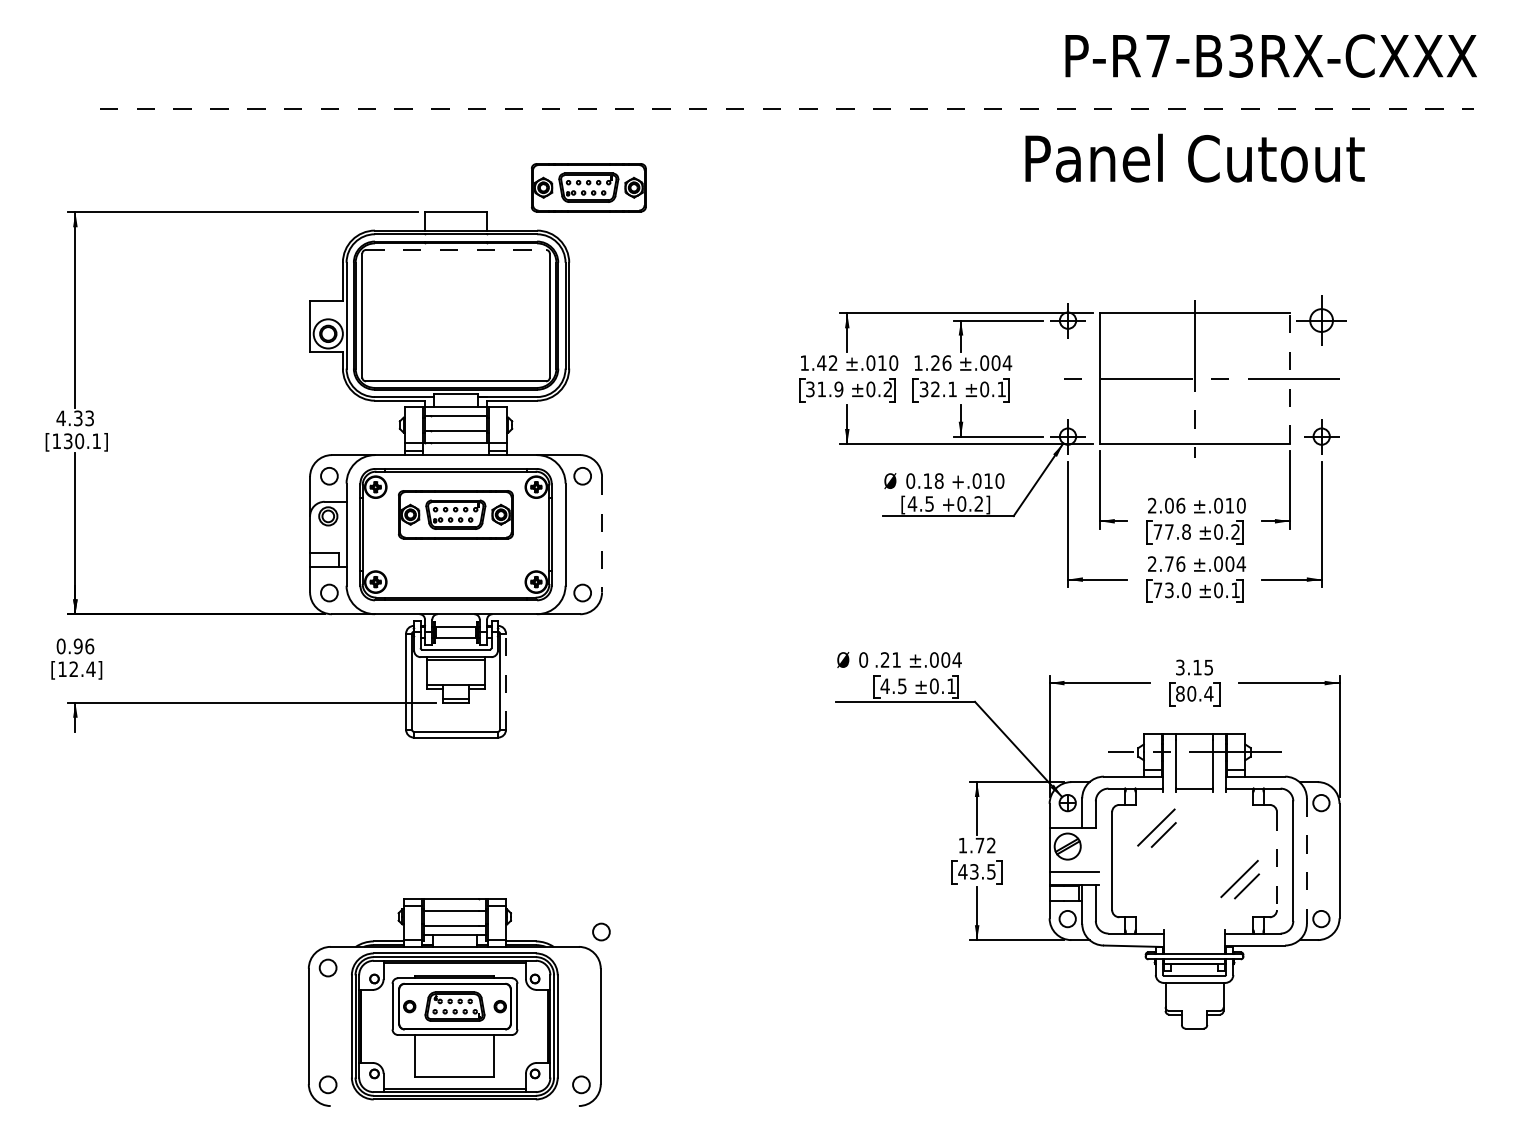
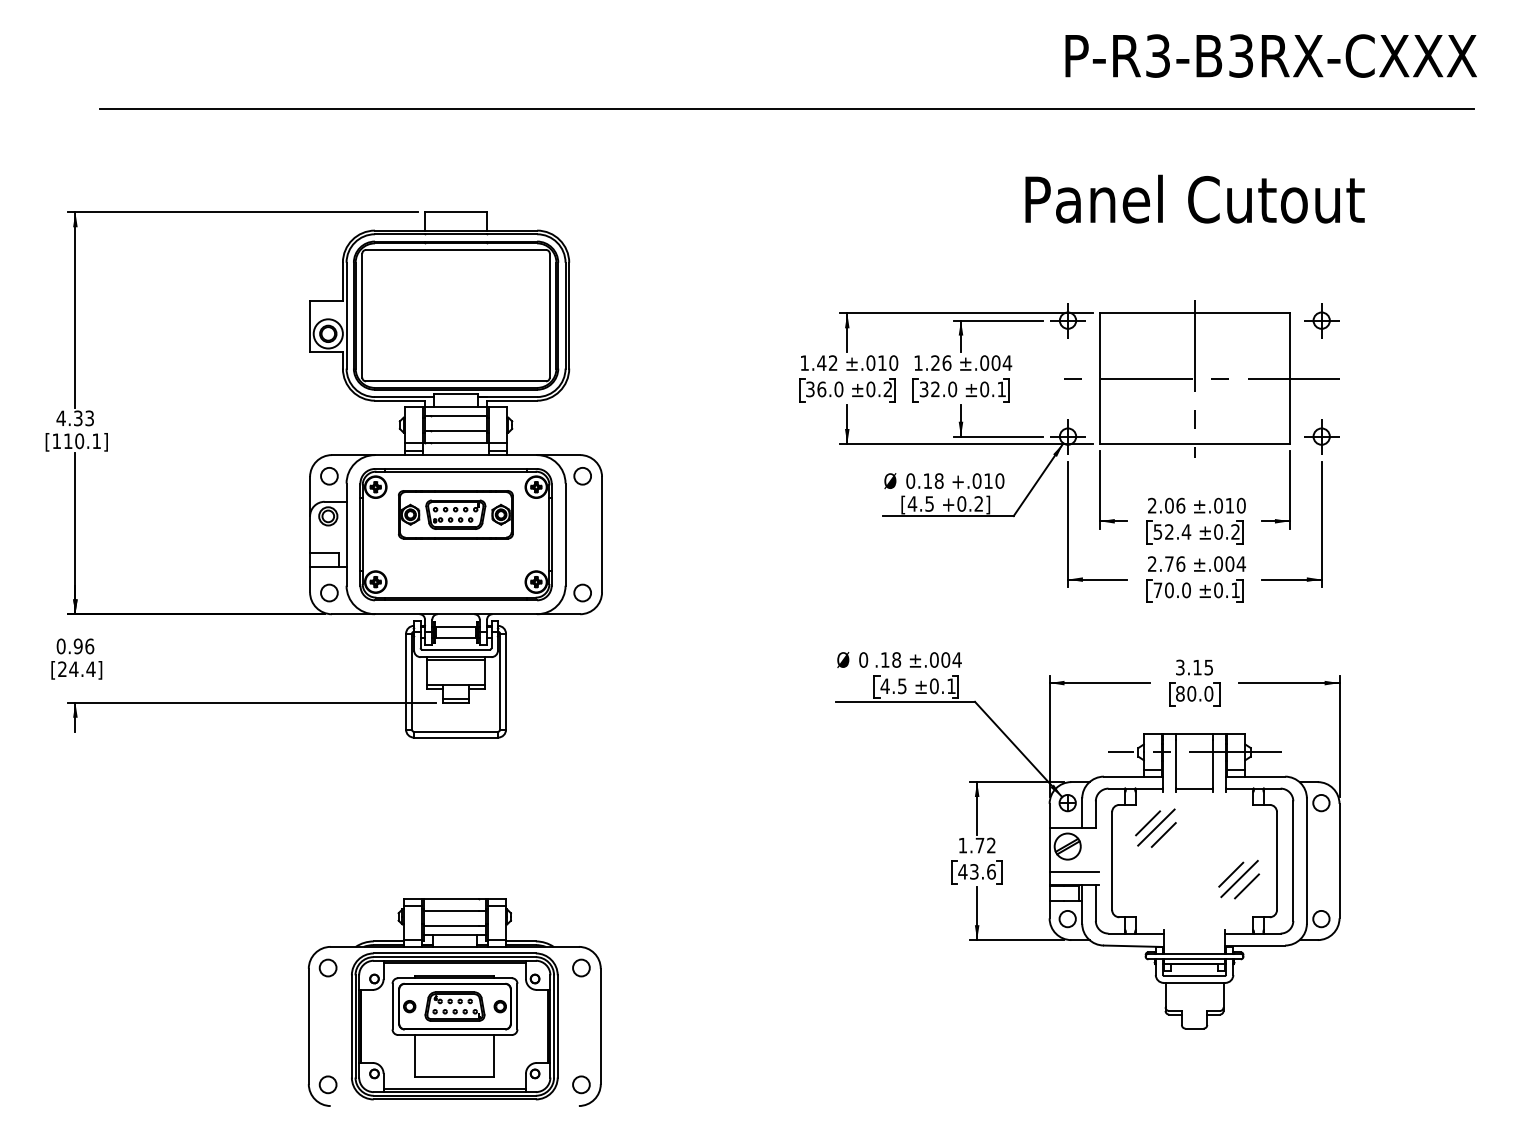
text: P-R7-B3RX-CXXX -> P-R3-B3RX-CXXX (1157, 55)
line: dashed -> solid (787, 109)
text position: (1194, 157) -> (1194, 198) (1194, 198)
part: present -> none (588, 187)
line: dashed -> solid (456, 249)
part size: 51x51 px -> 36x36 px (1321, 320)
line: dashed -> solid (1289, 378)
text: 31.9 -> 36.0 (830, 389)
text: 32.1 -> 32.0 (952, 389)
text: [130.1] -> [110.1] (68, 441)
text: 77.8 -> 52.4 (1172, 531)
line: dashed -> solid (602, 534)
text: 73.0 -> 70.0 (1169, 590)
text: .21 -> .18 (890, 659)
text: [12.4] -> [24.4] (68, 668)
line: dashed -> solid (506, 681)
text: 80.4 -> 80.0 (1208, 693)
line: none -> present (1148, 823)
line: dashed -> solid (1277, 861)
line: dashed -> solid (1306, 861)
text: 43.5 -> 43.6 (991, 871)
line: none -> present (1231, 874)
circle position: (601, 931) -> (581, 967) (581, 967)
